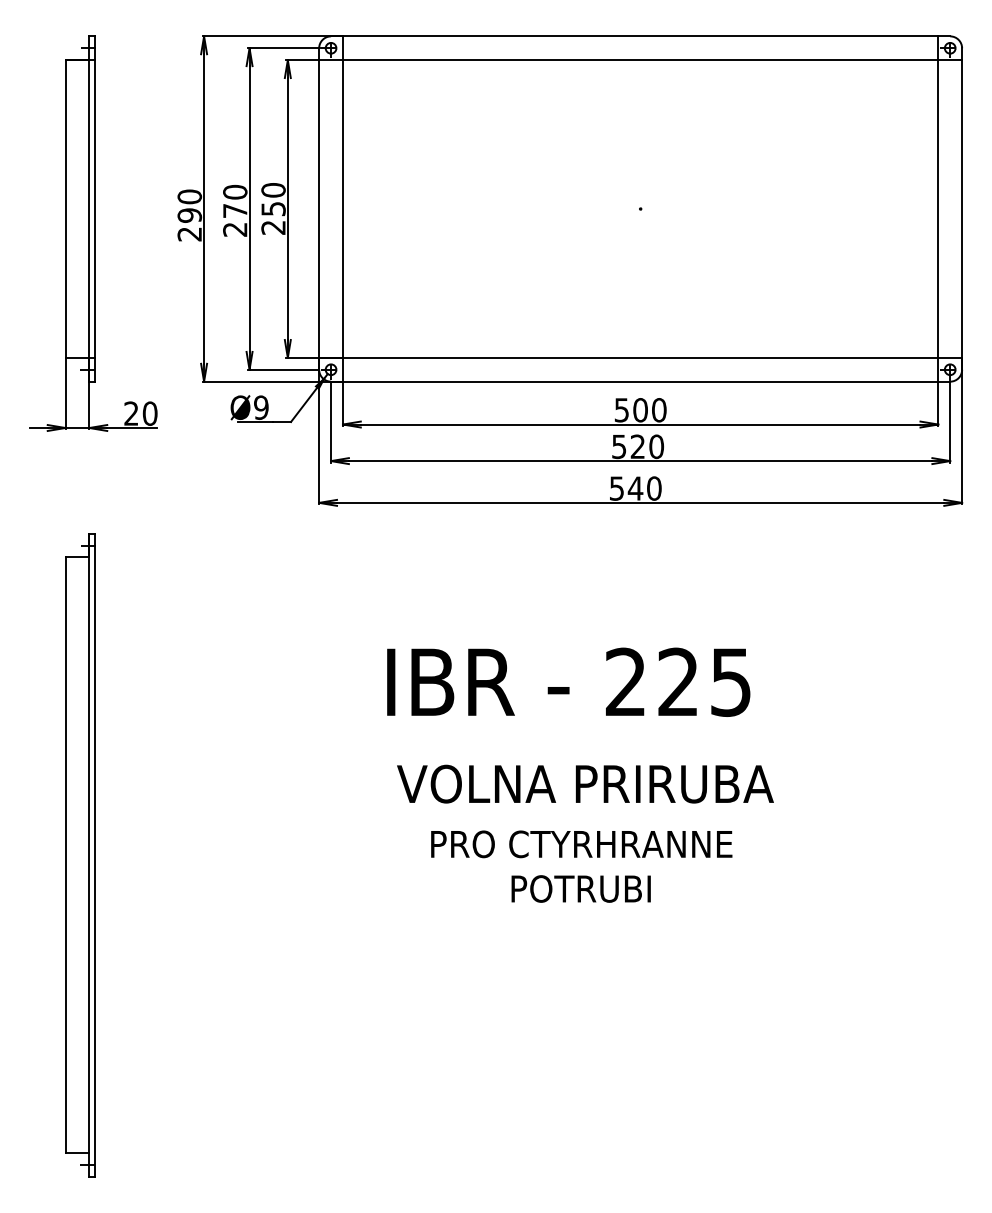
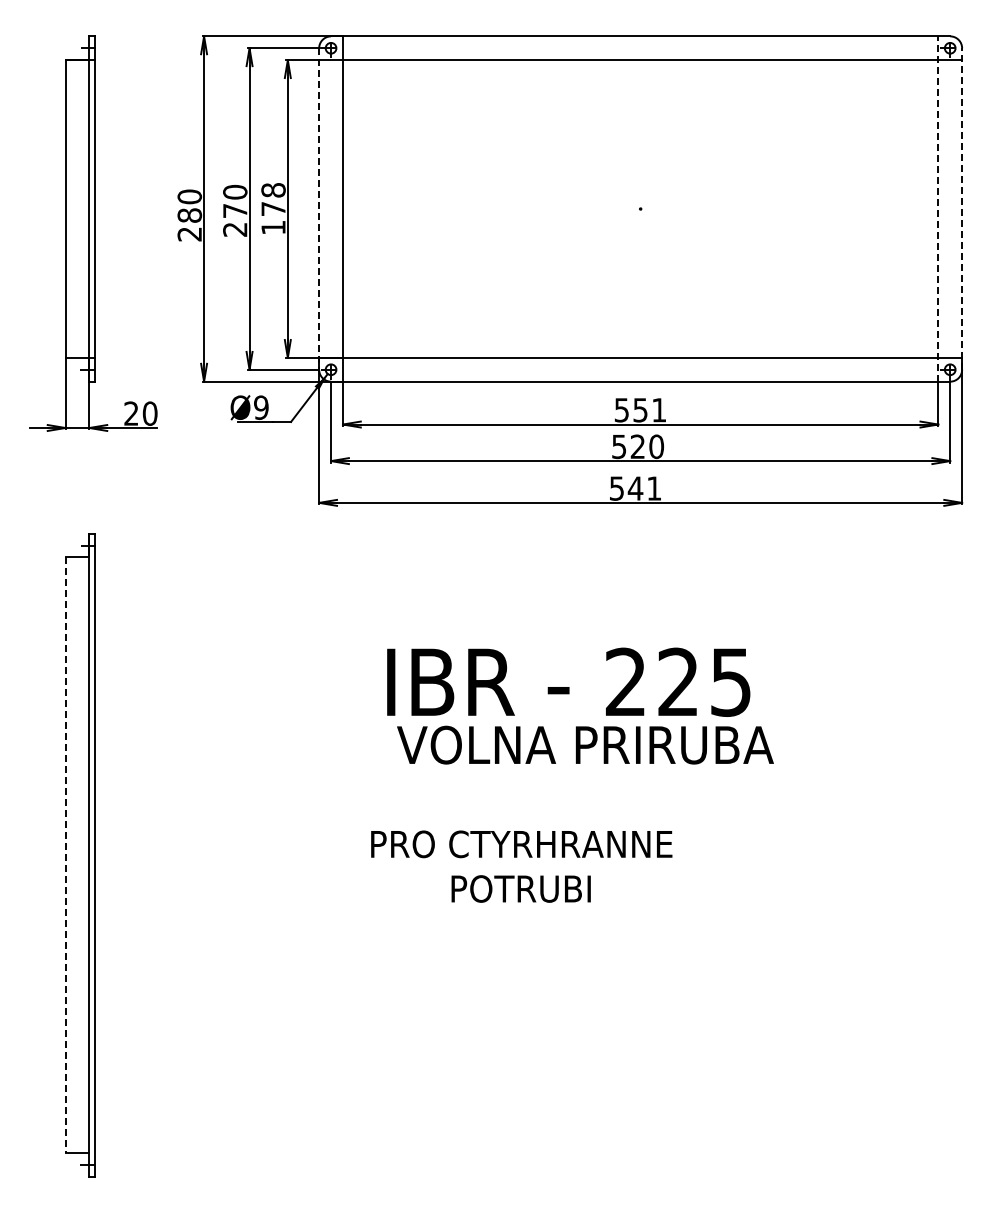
text: 250 -> 178 (273, 208)
line: solid -> dashed (319, 209)
line: solid -> dashed (938, 209)
line: solid -> dashed (962, 209)
text: 290 -> 280 (189, 215)
text: 500 -> 551 (649, 410)
text: 540 -> 541 (654, 488)
text position: (585, 783) -> (585, 744) (585, 744)
line: solid -> dashed (65, 855)
text position: (581, 866) -> (521, 866) (521, 866)
